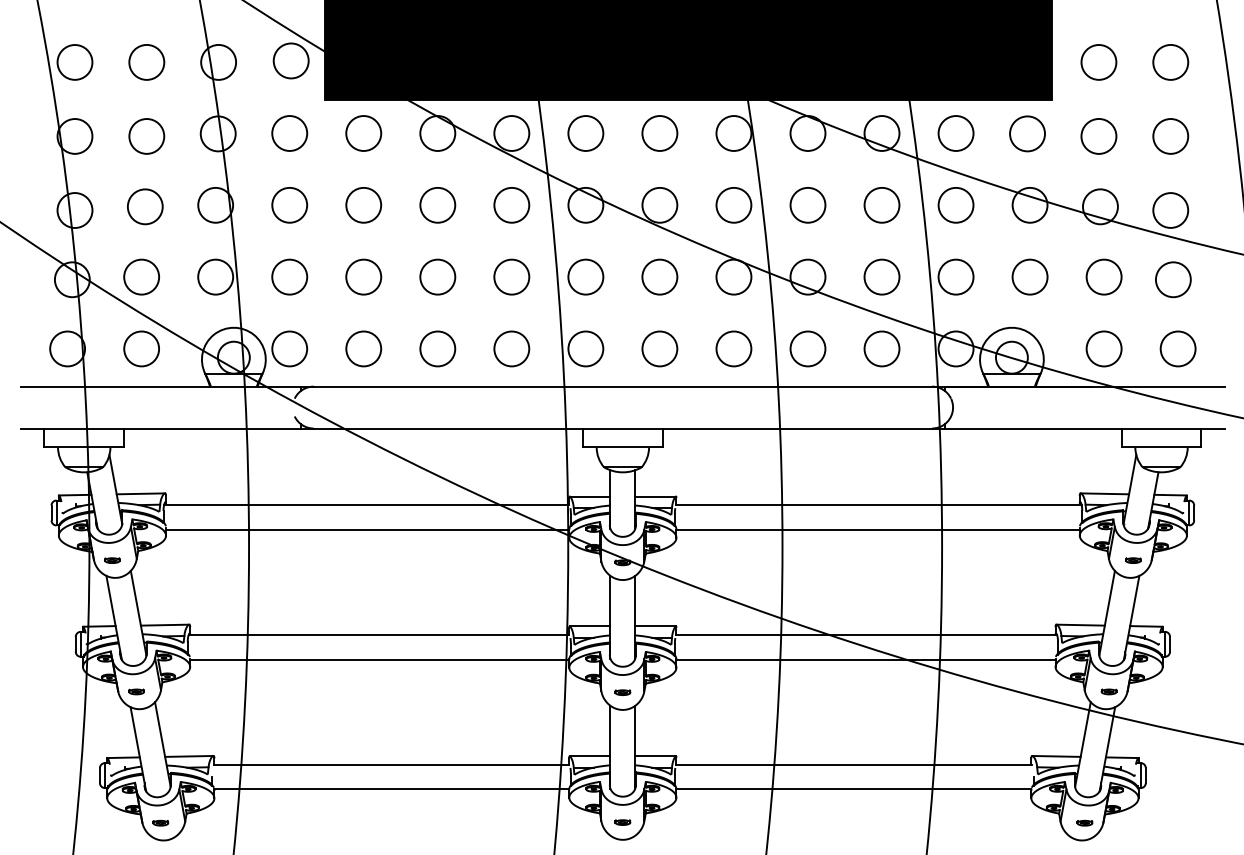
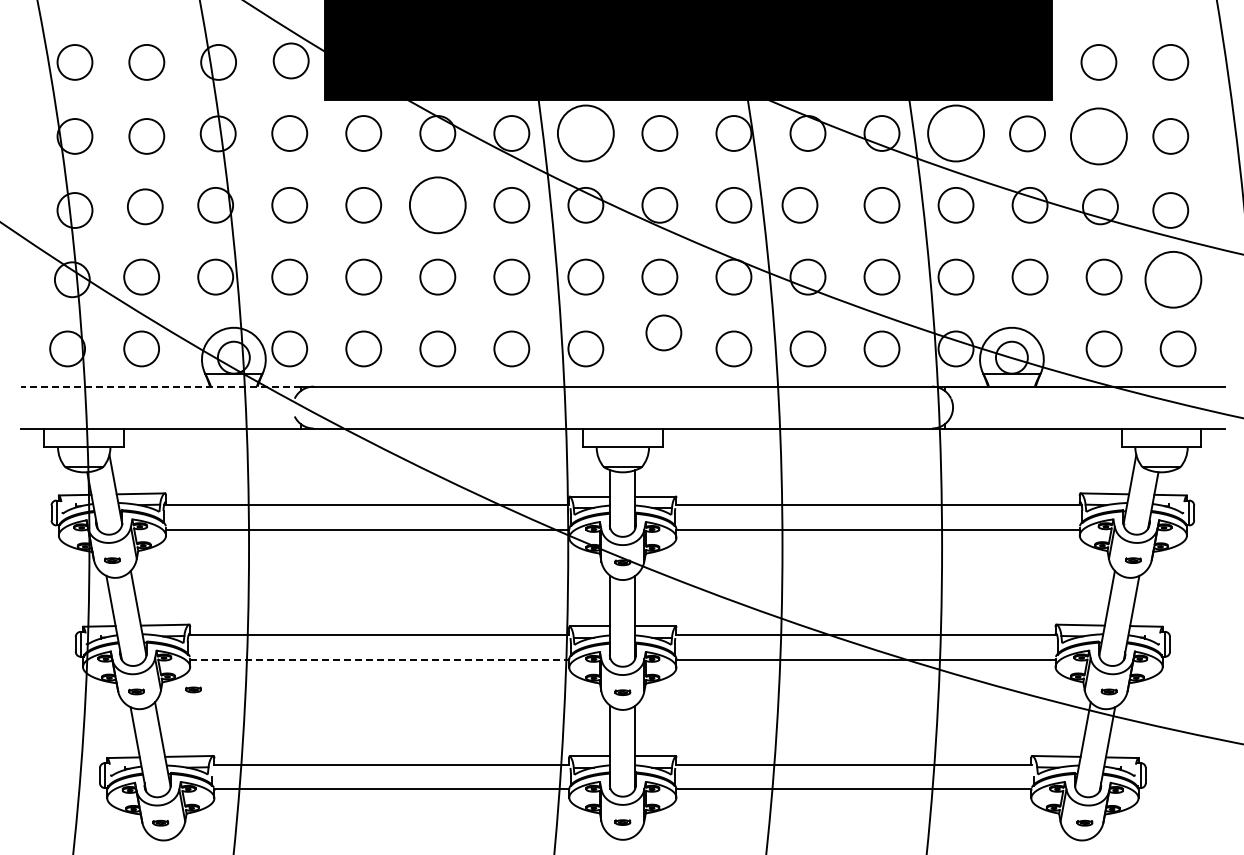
circle diameter: 35 px -> 56 px (585, 133)
circle diameter: 35 px -> 56 px (956, 133)
circle diameter: 35 px -> 56 px (1098, 136)
circle diameter: 35 px -> 56 px (437, 205)
circle position: (807, 205) -> (799, 205) (799, 205)
circle diameter: 35 px -> 56 px (1173, 279)
circle position: (659, 348) -> (663, 332) (663, 332)
line: solid -> dashed (160, 386)
line: solid -> dashed (379, 659)
part: none -> present (193, 689)
